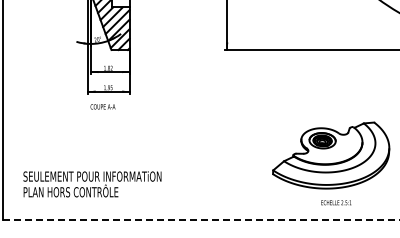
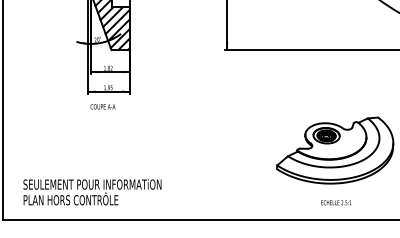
part position: (331, 155) -> (335, 150) (335, 150)
text position: (92, 184) -> (92, 192) (92, 192)
line: dashed -> solid (201, 219)
